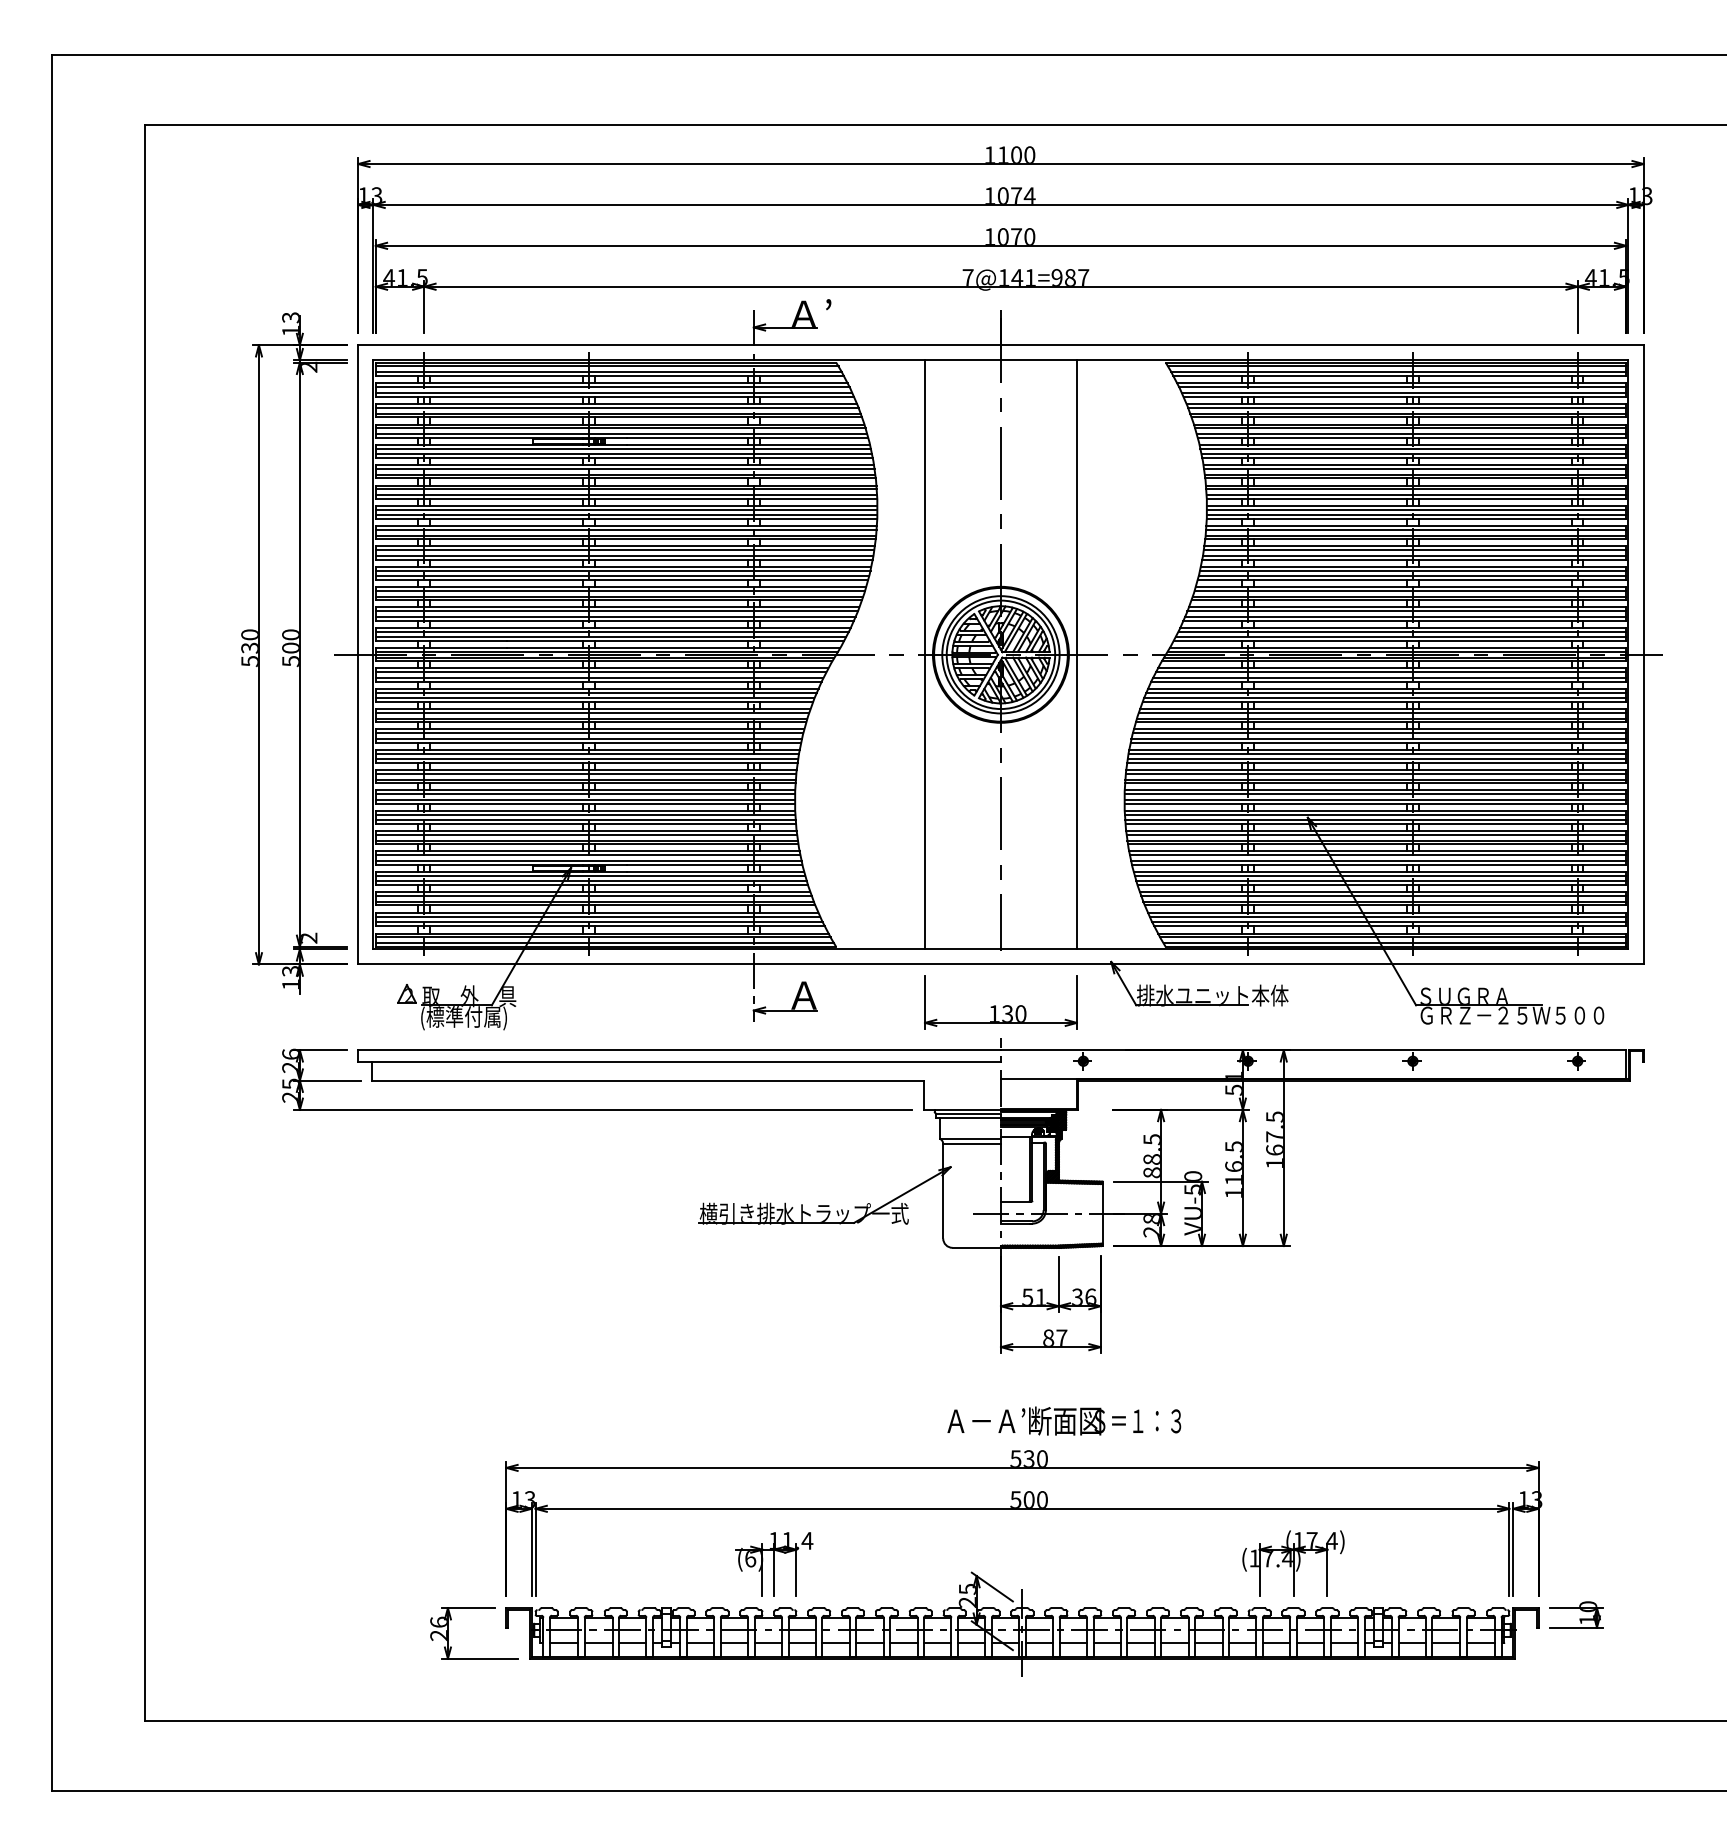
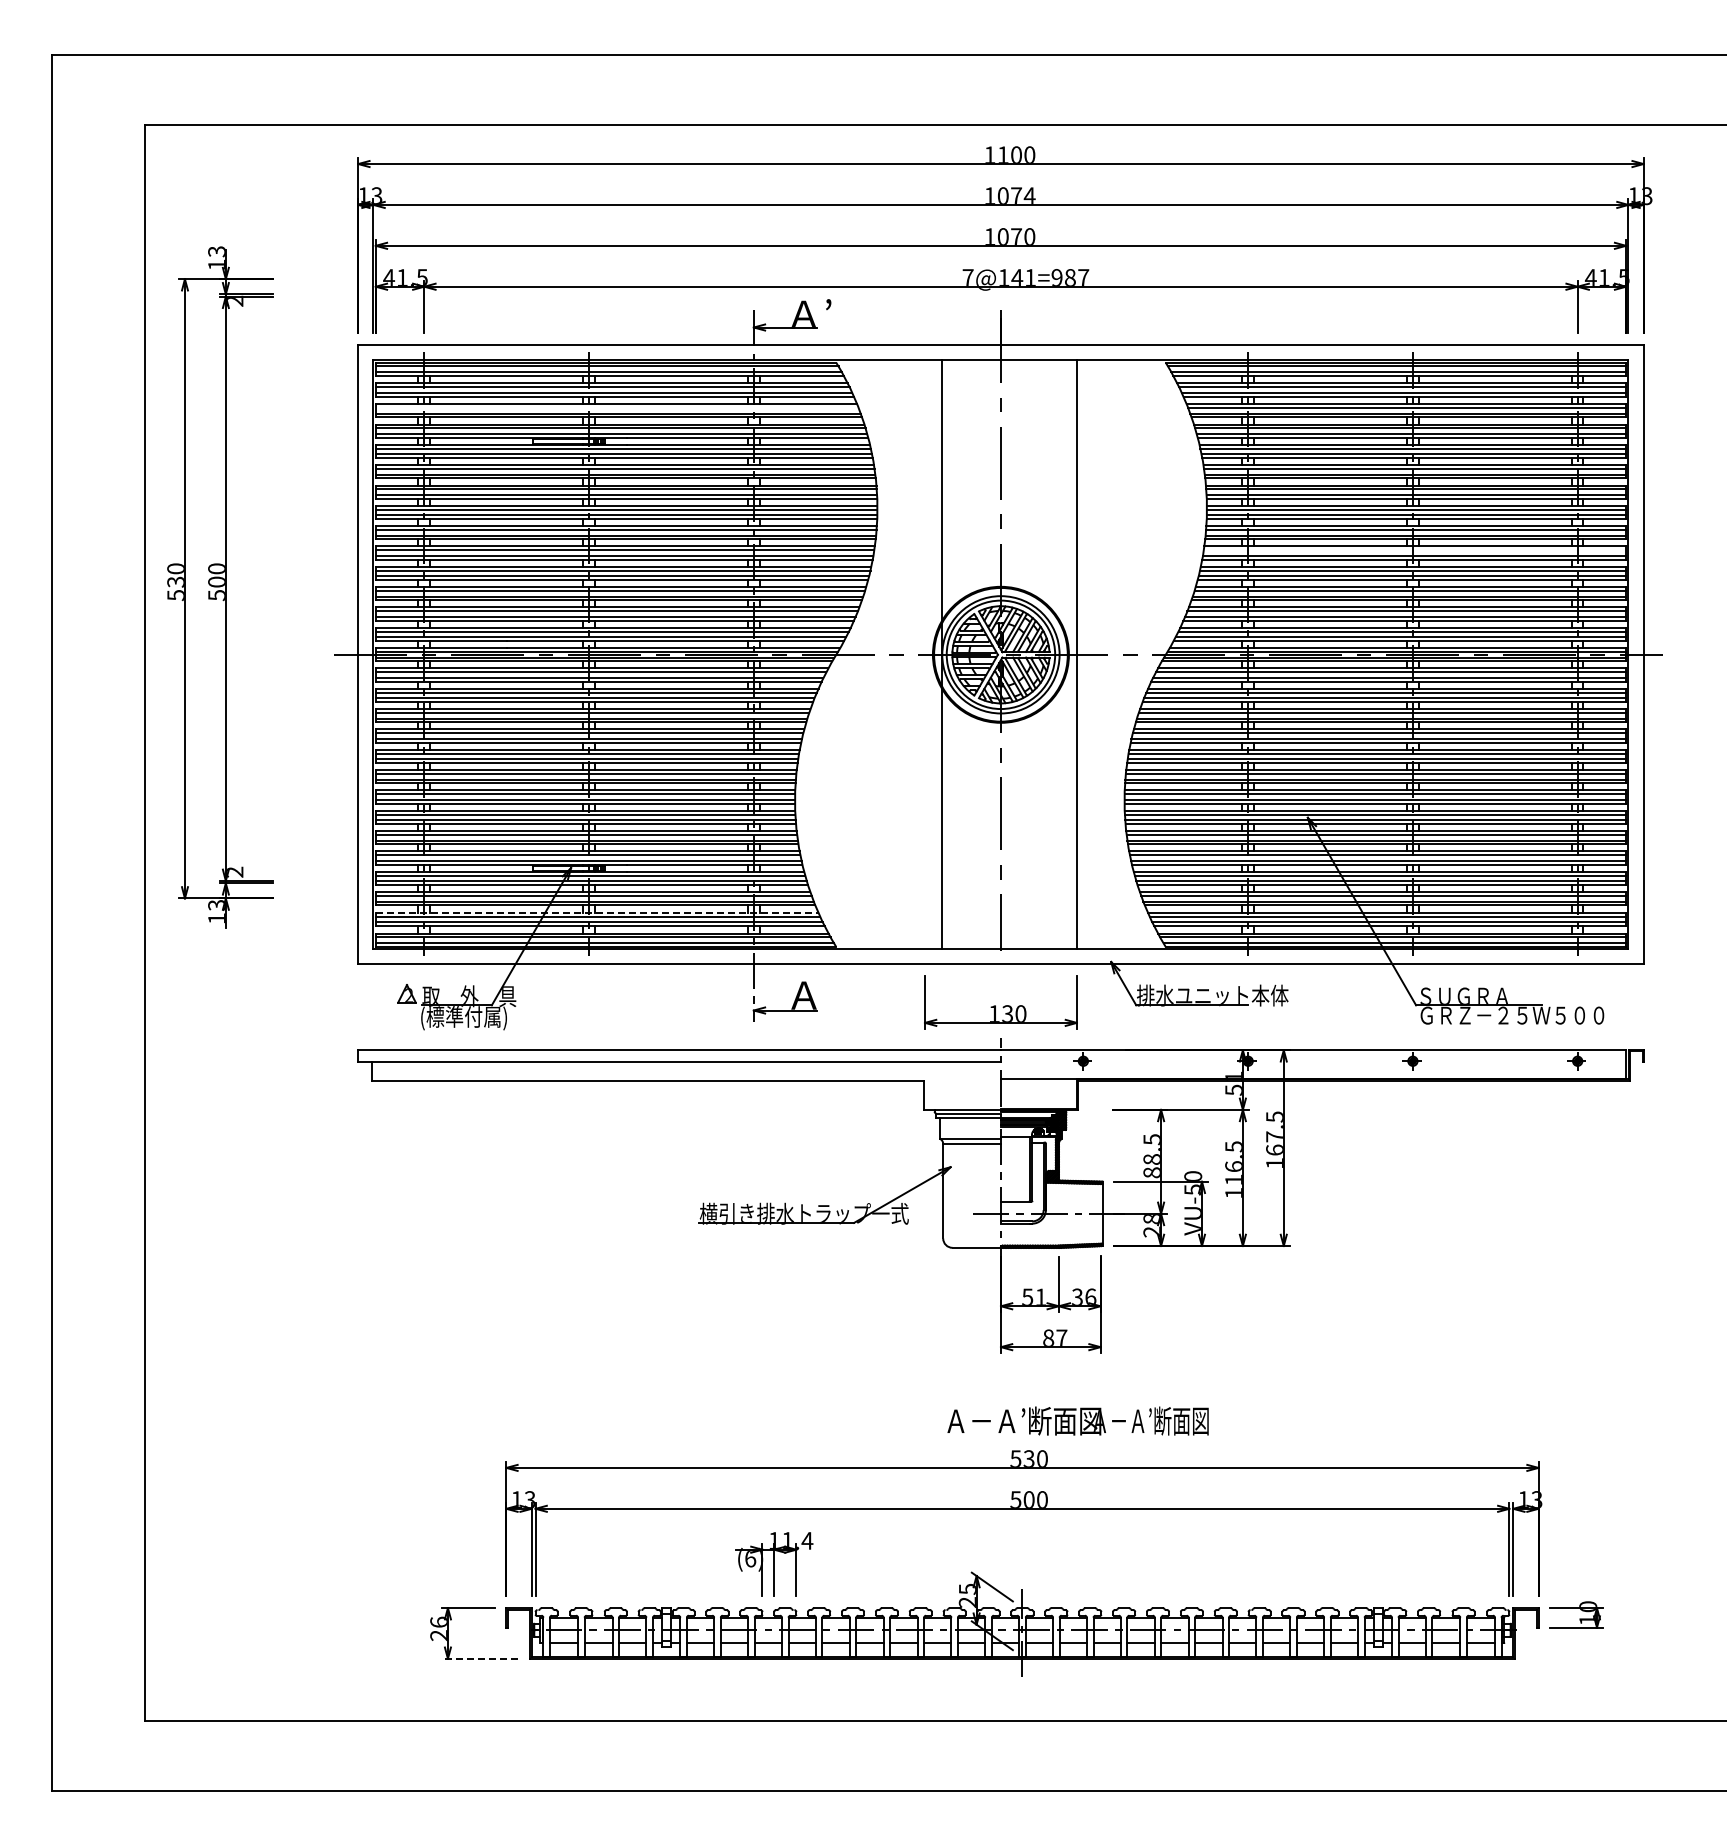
line: present -> none (616, 407)
line: present -> none (1414, 550)
part position: (294, 653) -> (220, 587) (220, 587)
line position: (925, 654) -> (942, 654) (942, 654)
line: solid -> dashed (597, 912)
part: present -> none (597, 1109)
text: Ｓ＝１：３ -> Ａ－Ａ’断面図 (1150, 1420)
part: present -> none (1293, 1563)
line: solid -> dashed (480, 1658)
